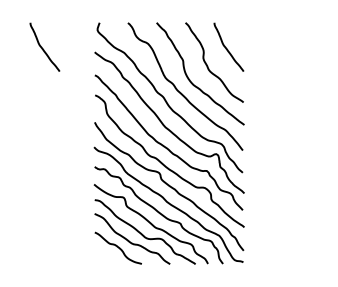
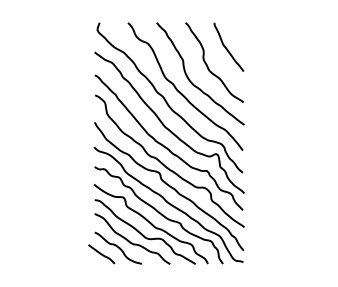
curve: present -> none (42, 47)
line: none -> present (101, 254)
